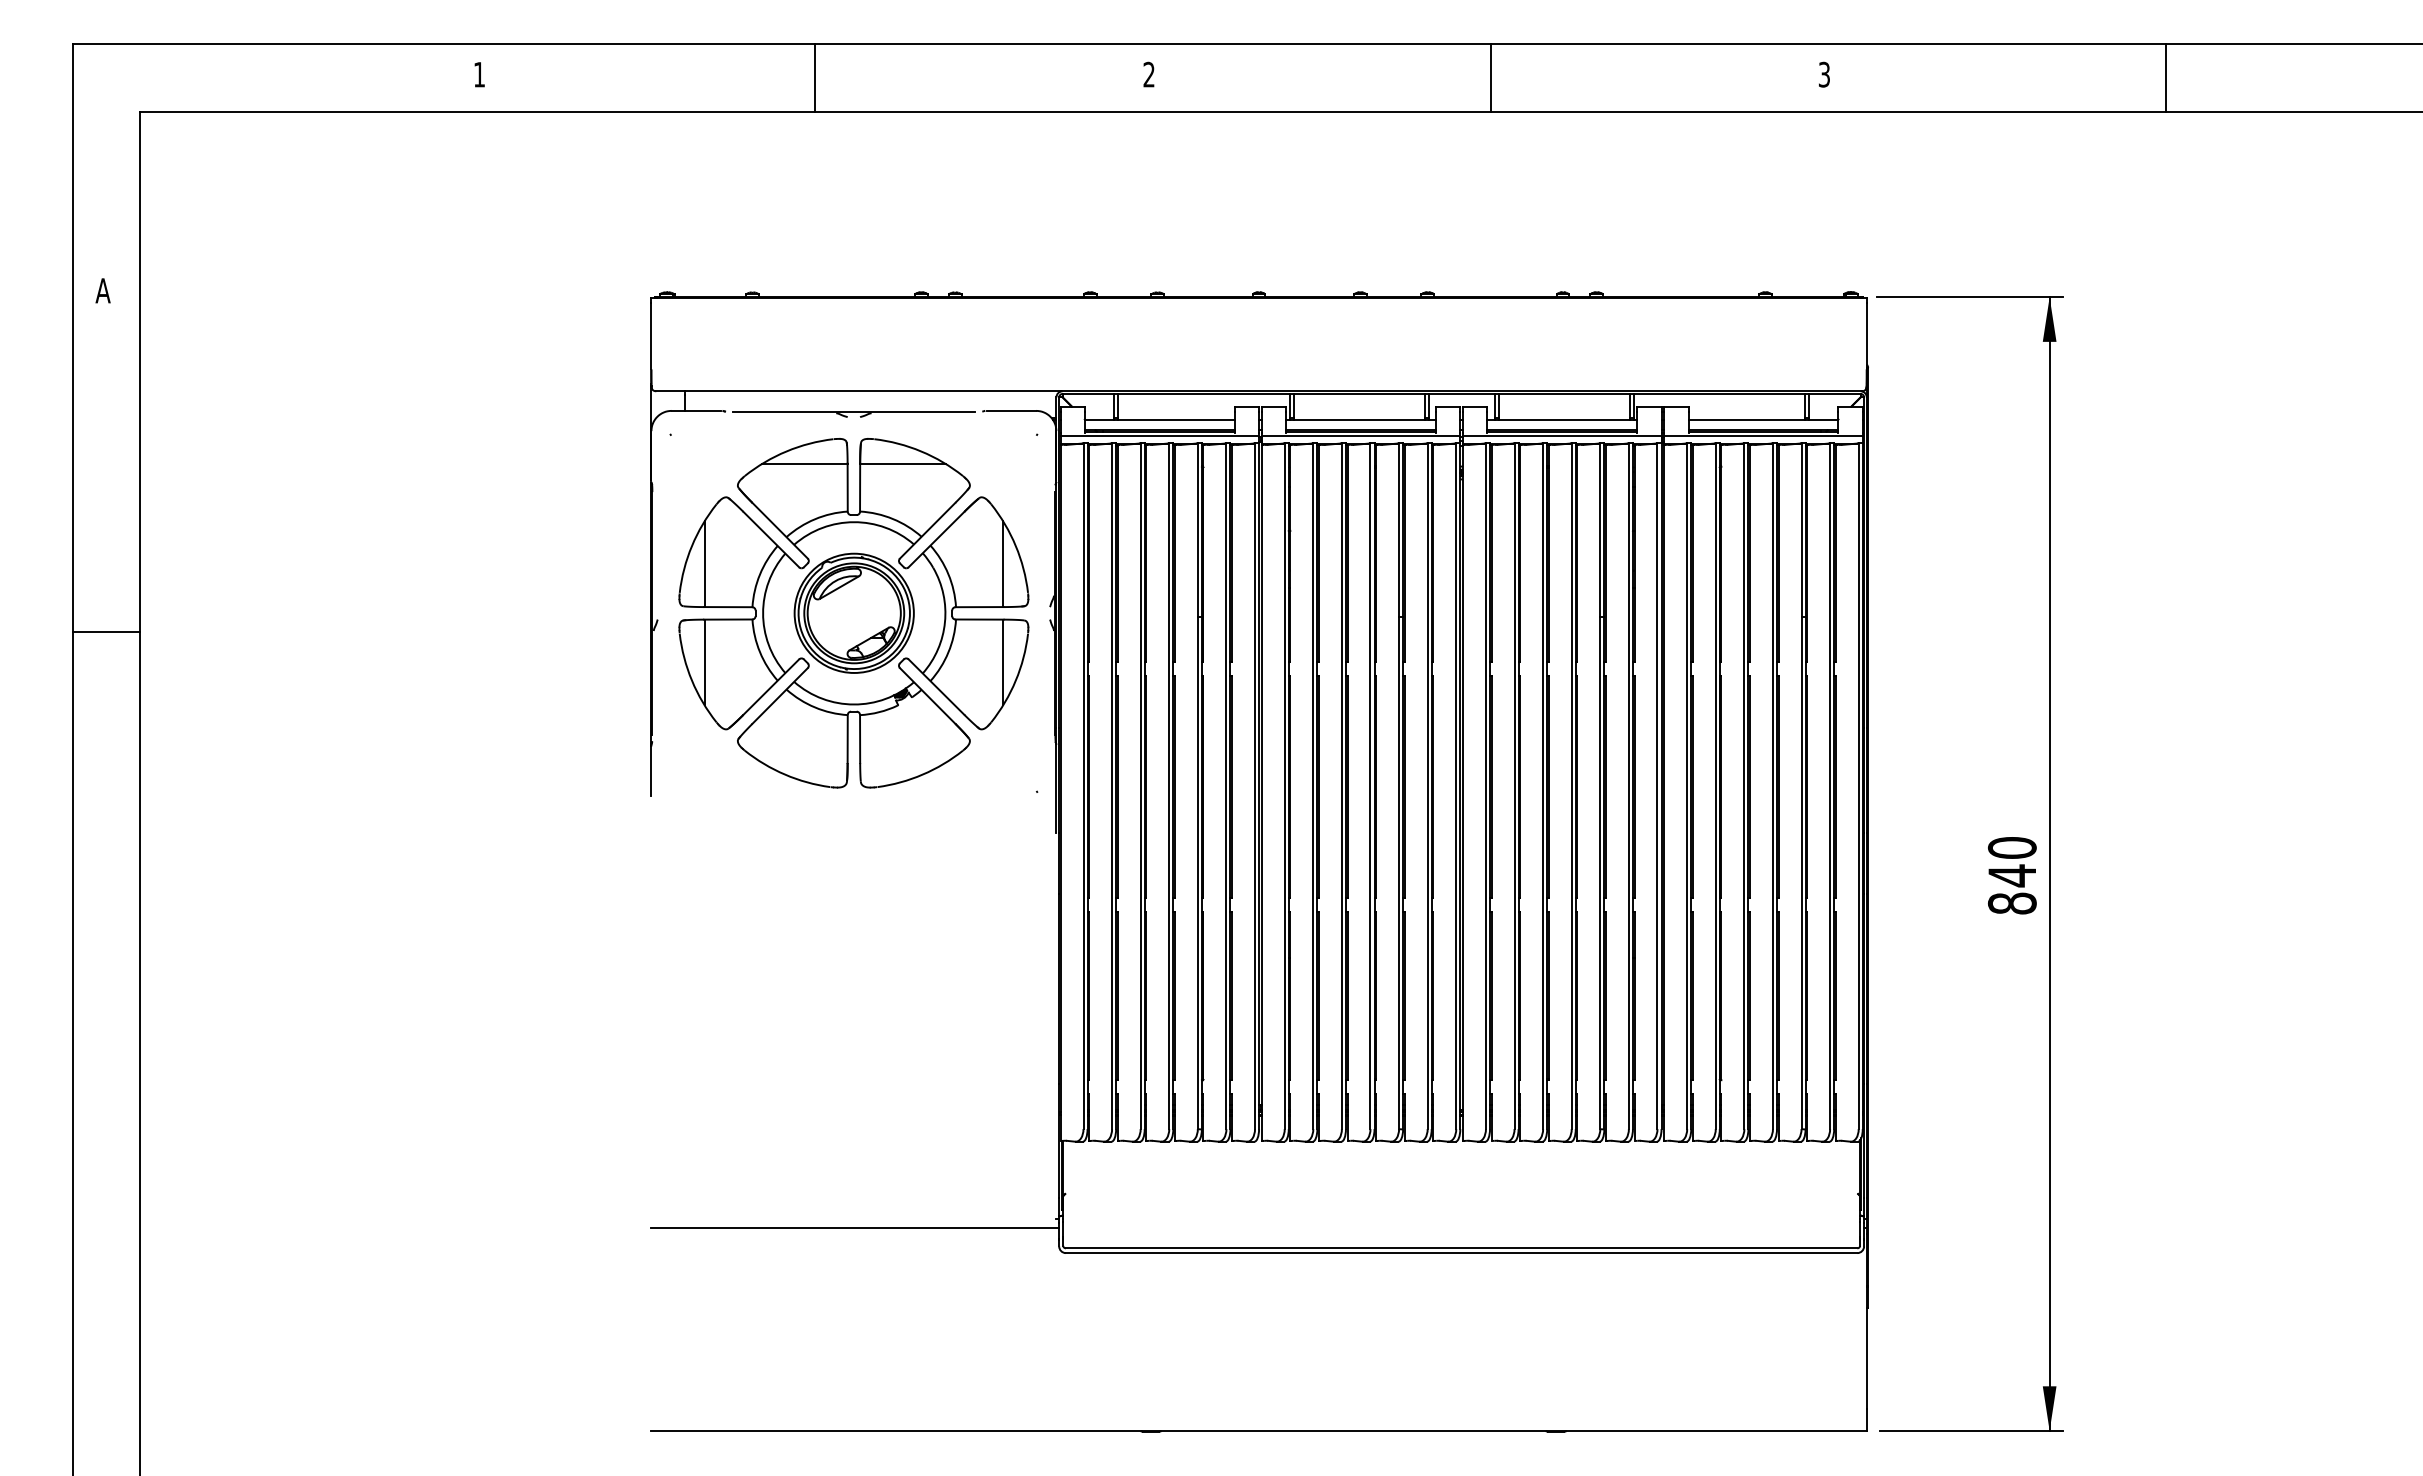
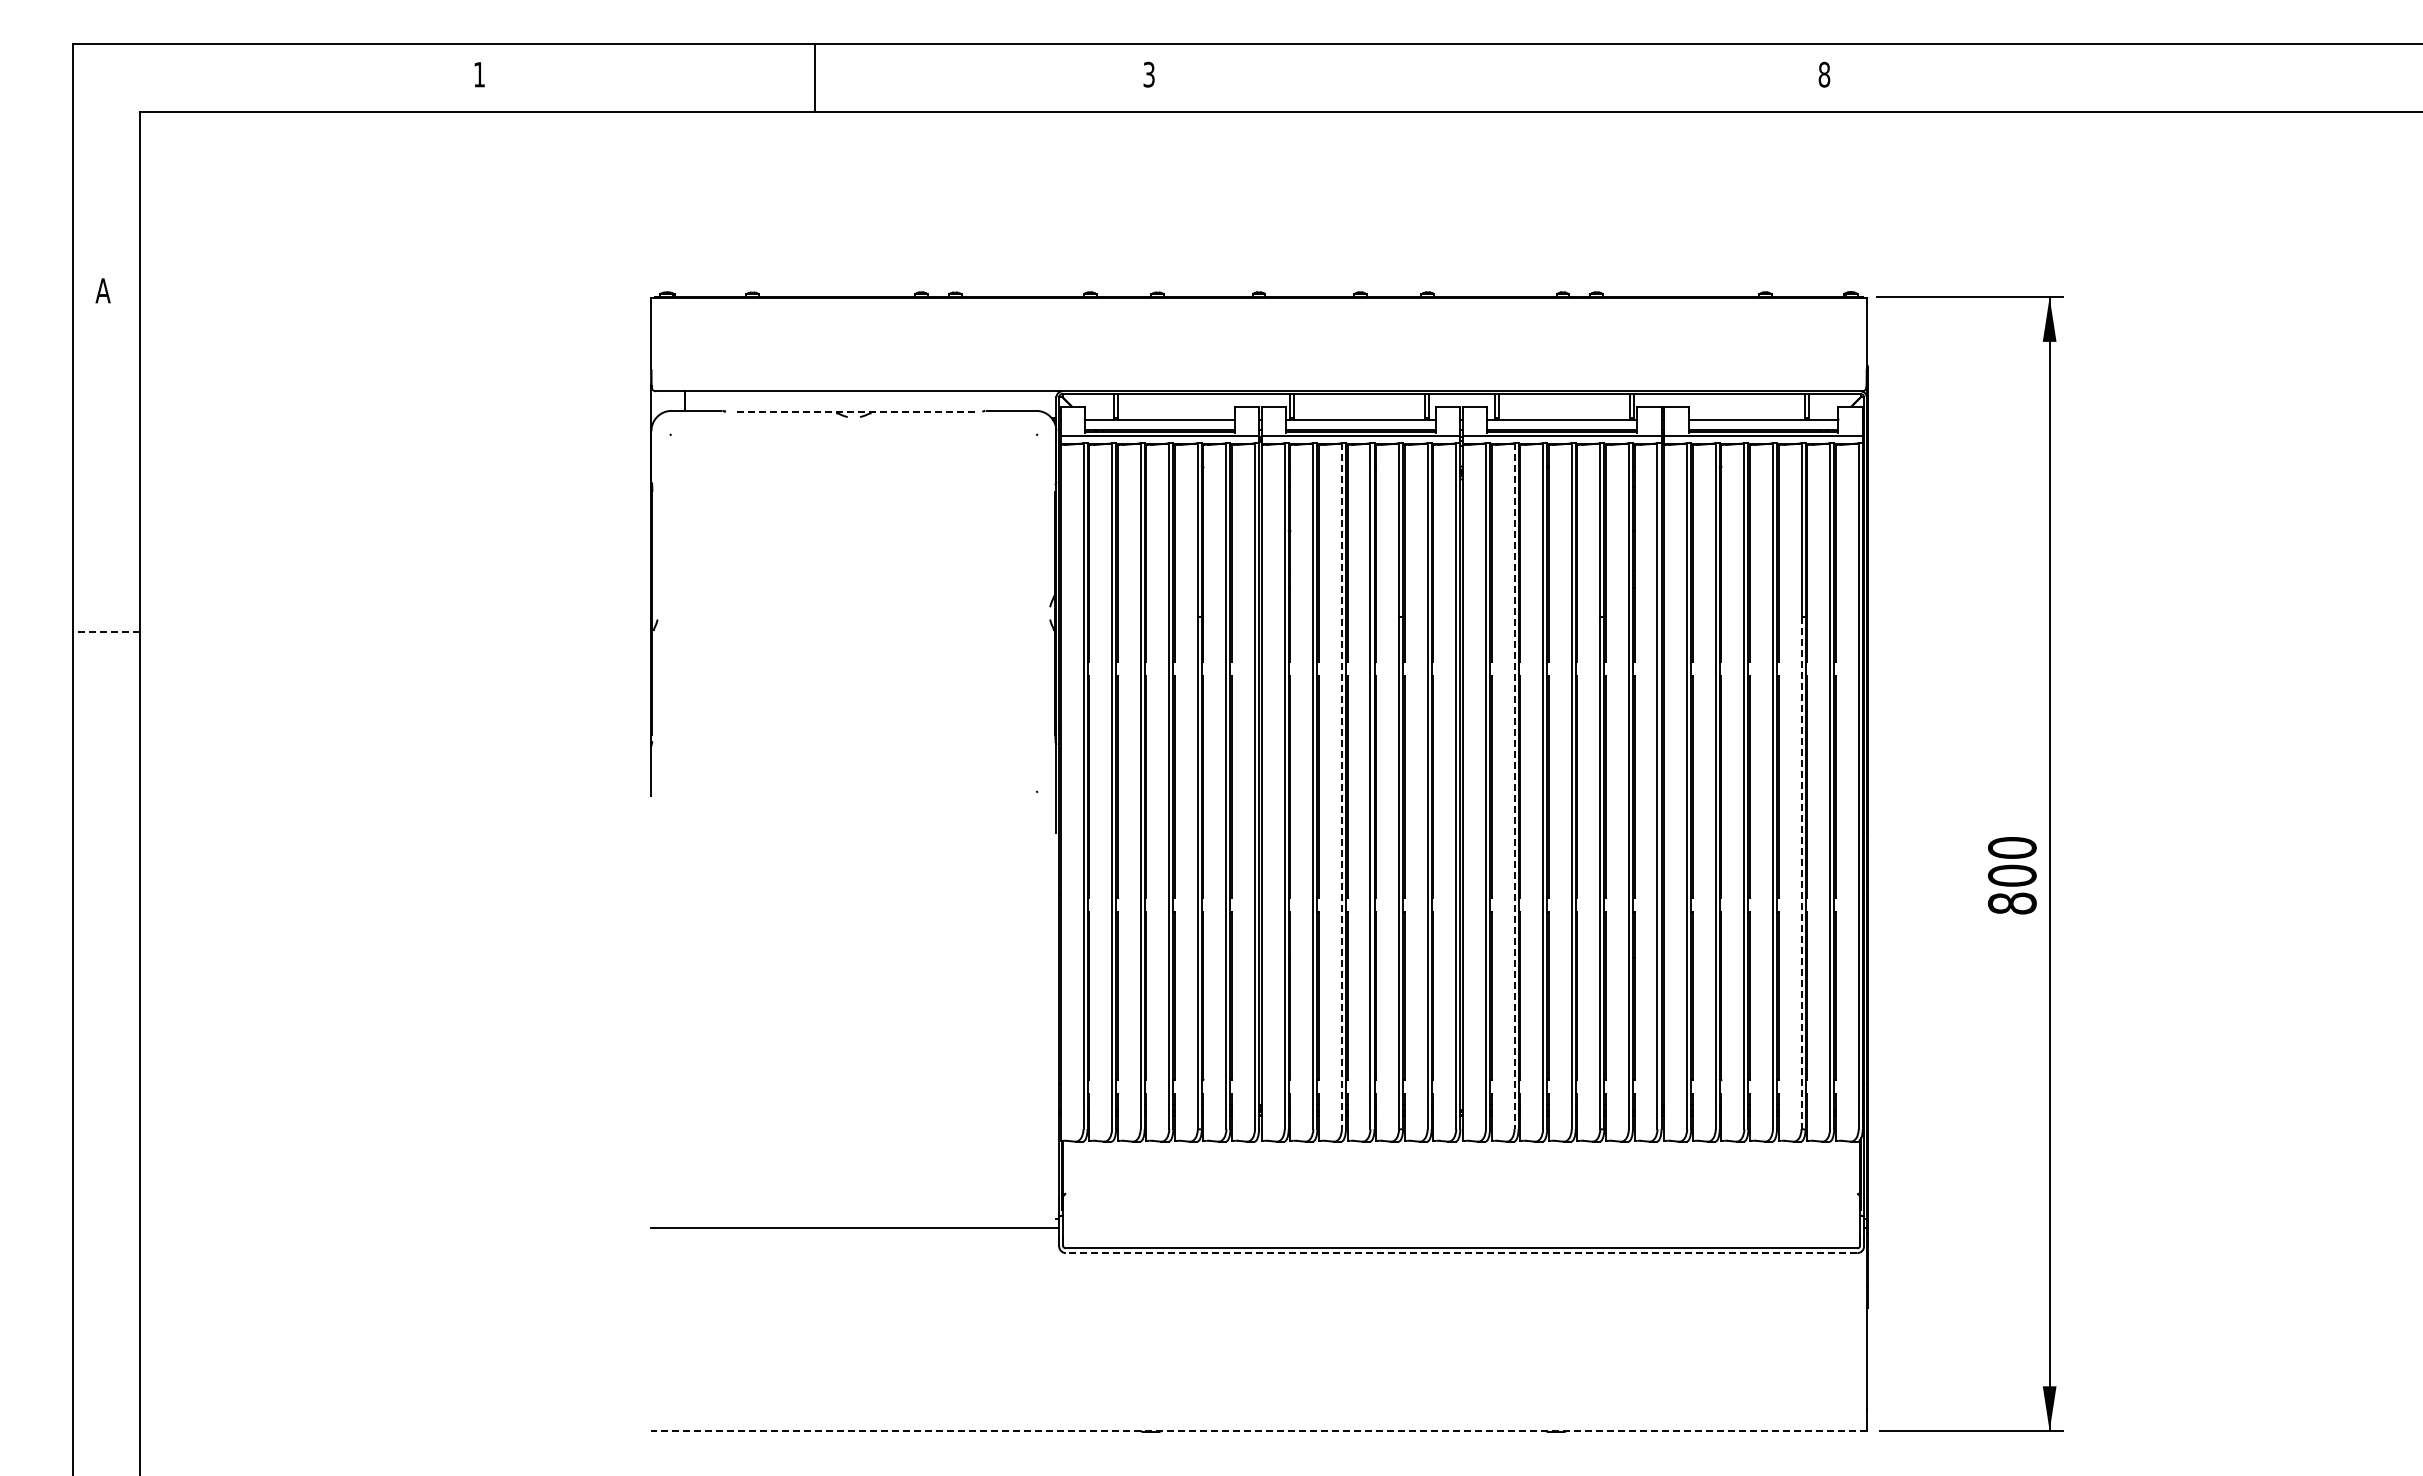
text: 2 -> 3 (1148, 74)
text: 3 -> 8 (1824, 74)
line: present -> none (1490, 77)
line: present -> none (2166, 77)
line: solid -> dashed (853, 411)
part: present -> none (853, 613)
line: solid -> dashed (106, 631)
line: solid -> dashed (1341, 786)
line: solid -> dashed (1514, 786)
line: solid -> dashed (1801, 873)
text: 840 -> 800 (2011, 875)
line: solid -> dashed (1461, 1253)
line: solid -> dashed (1259, 1430)
